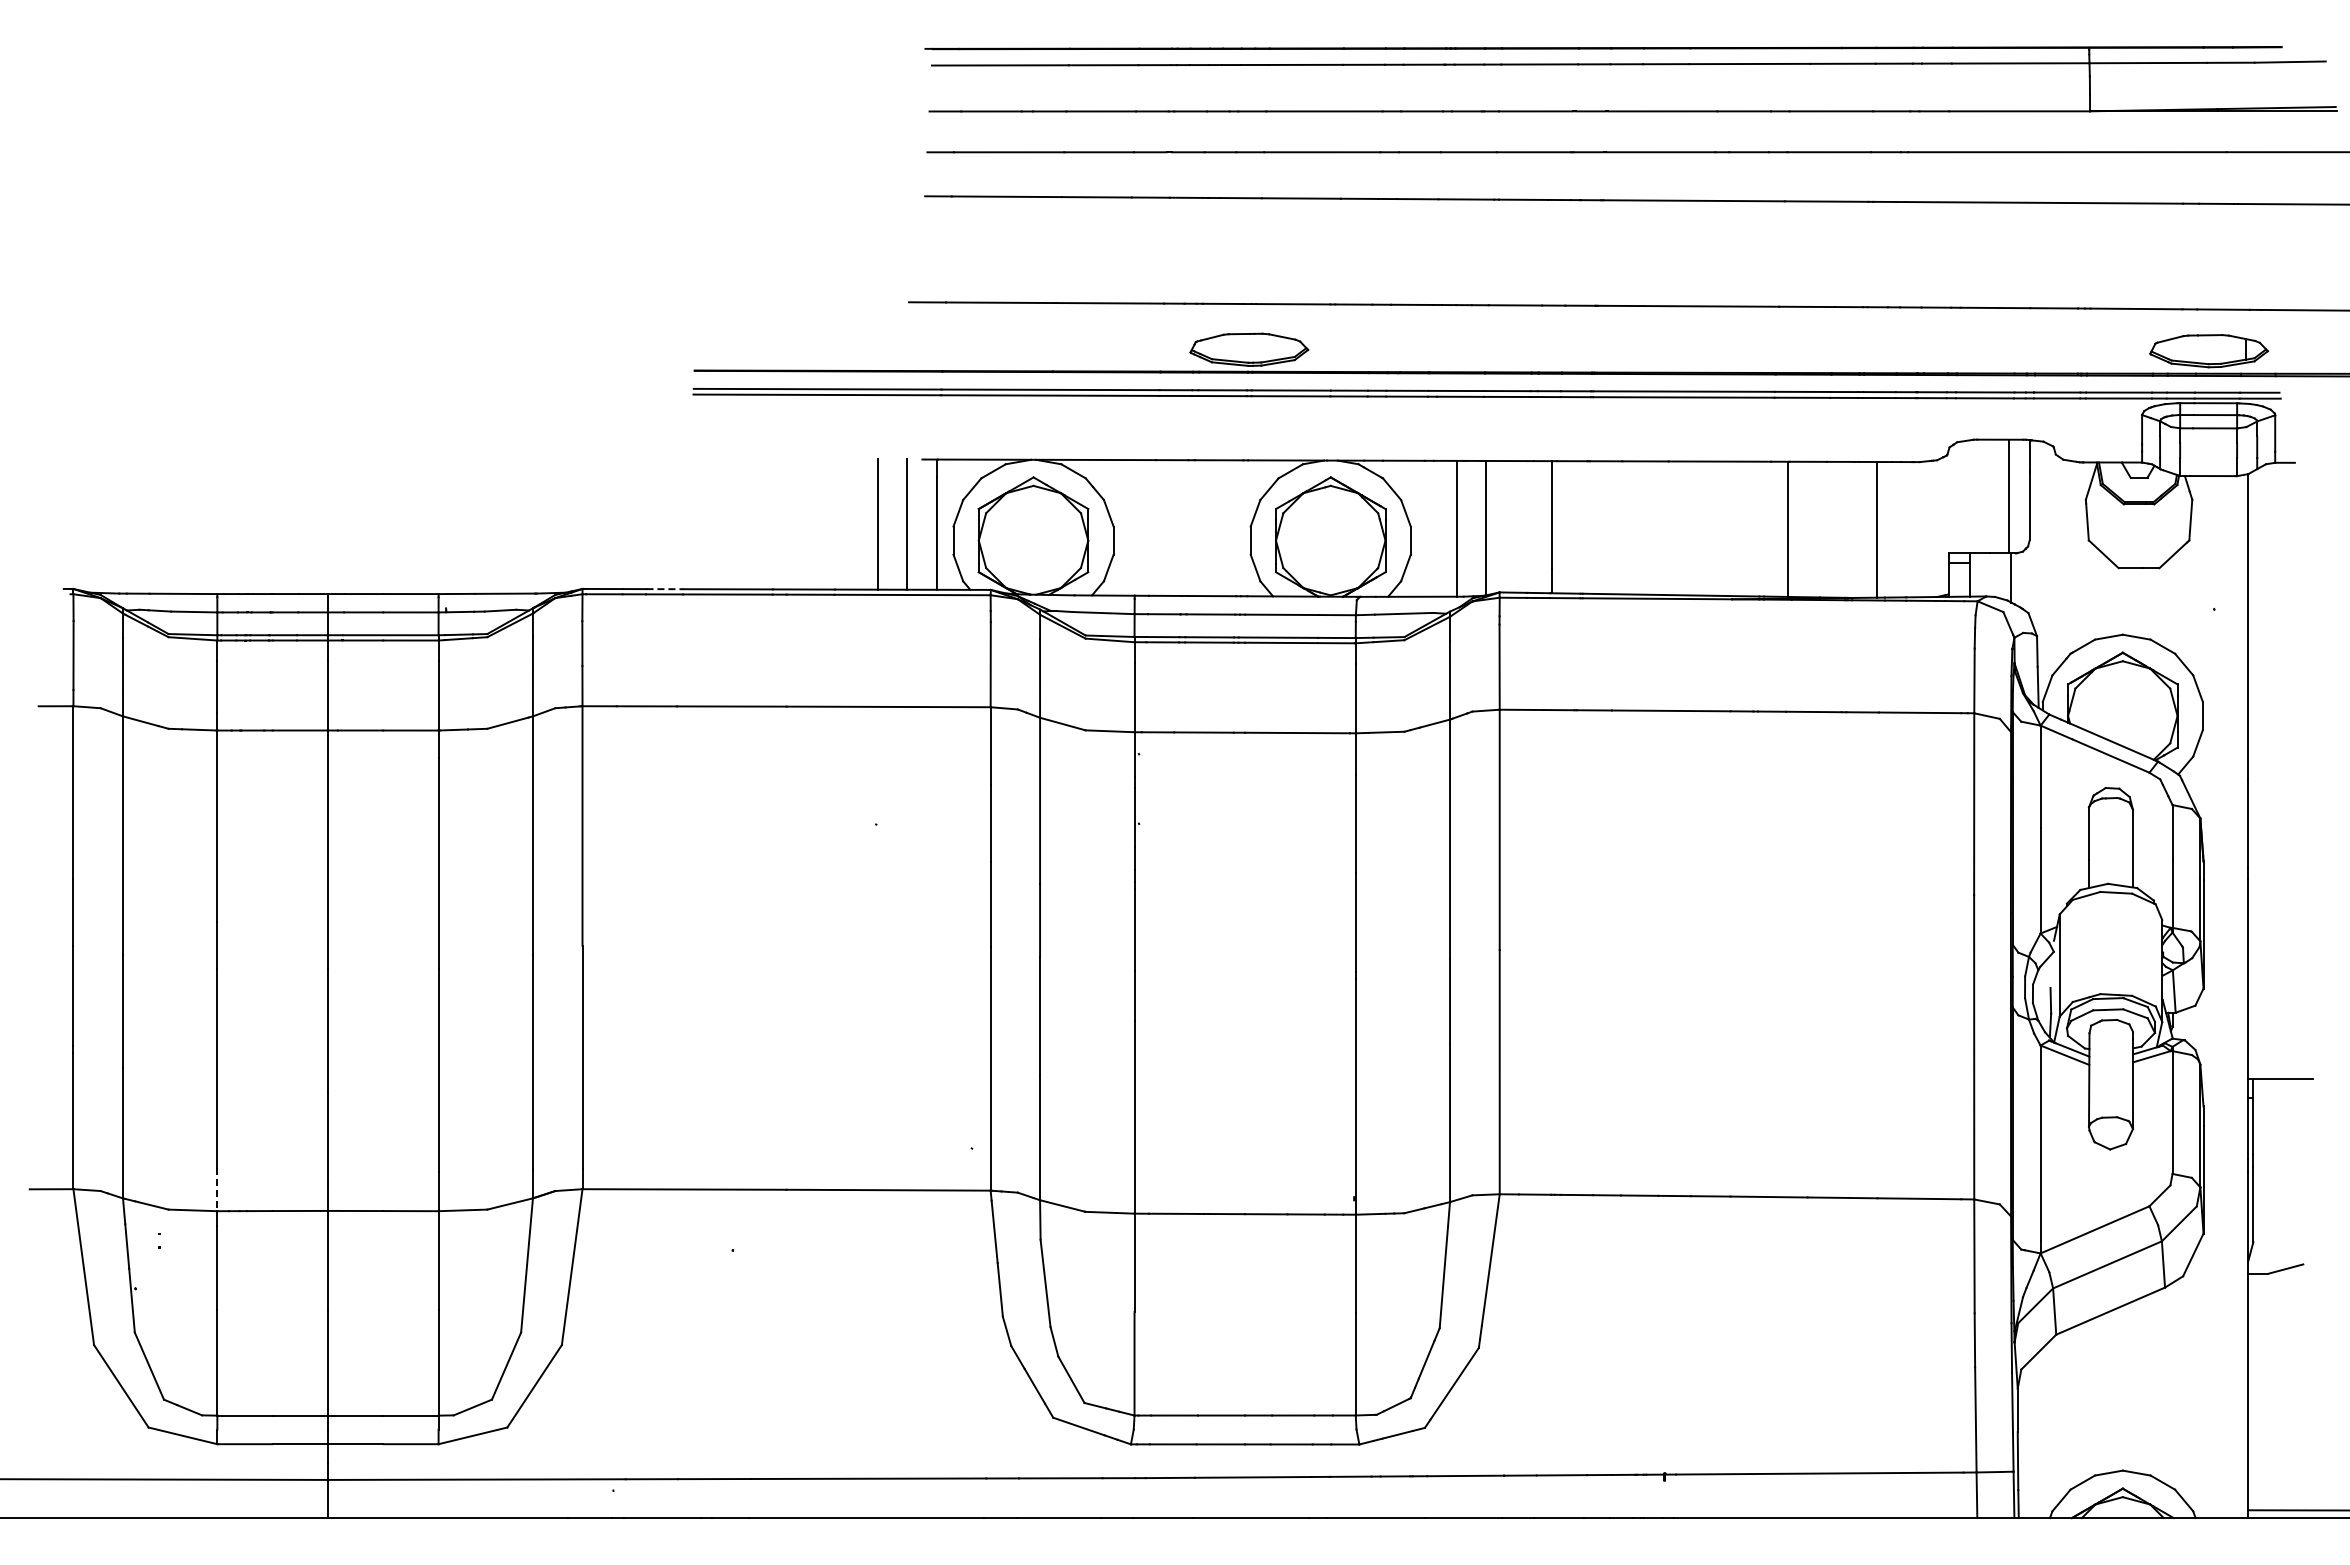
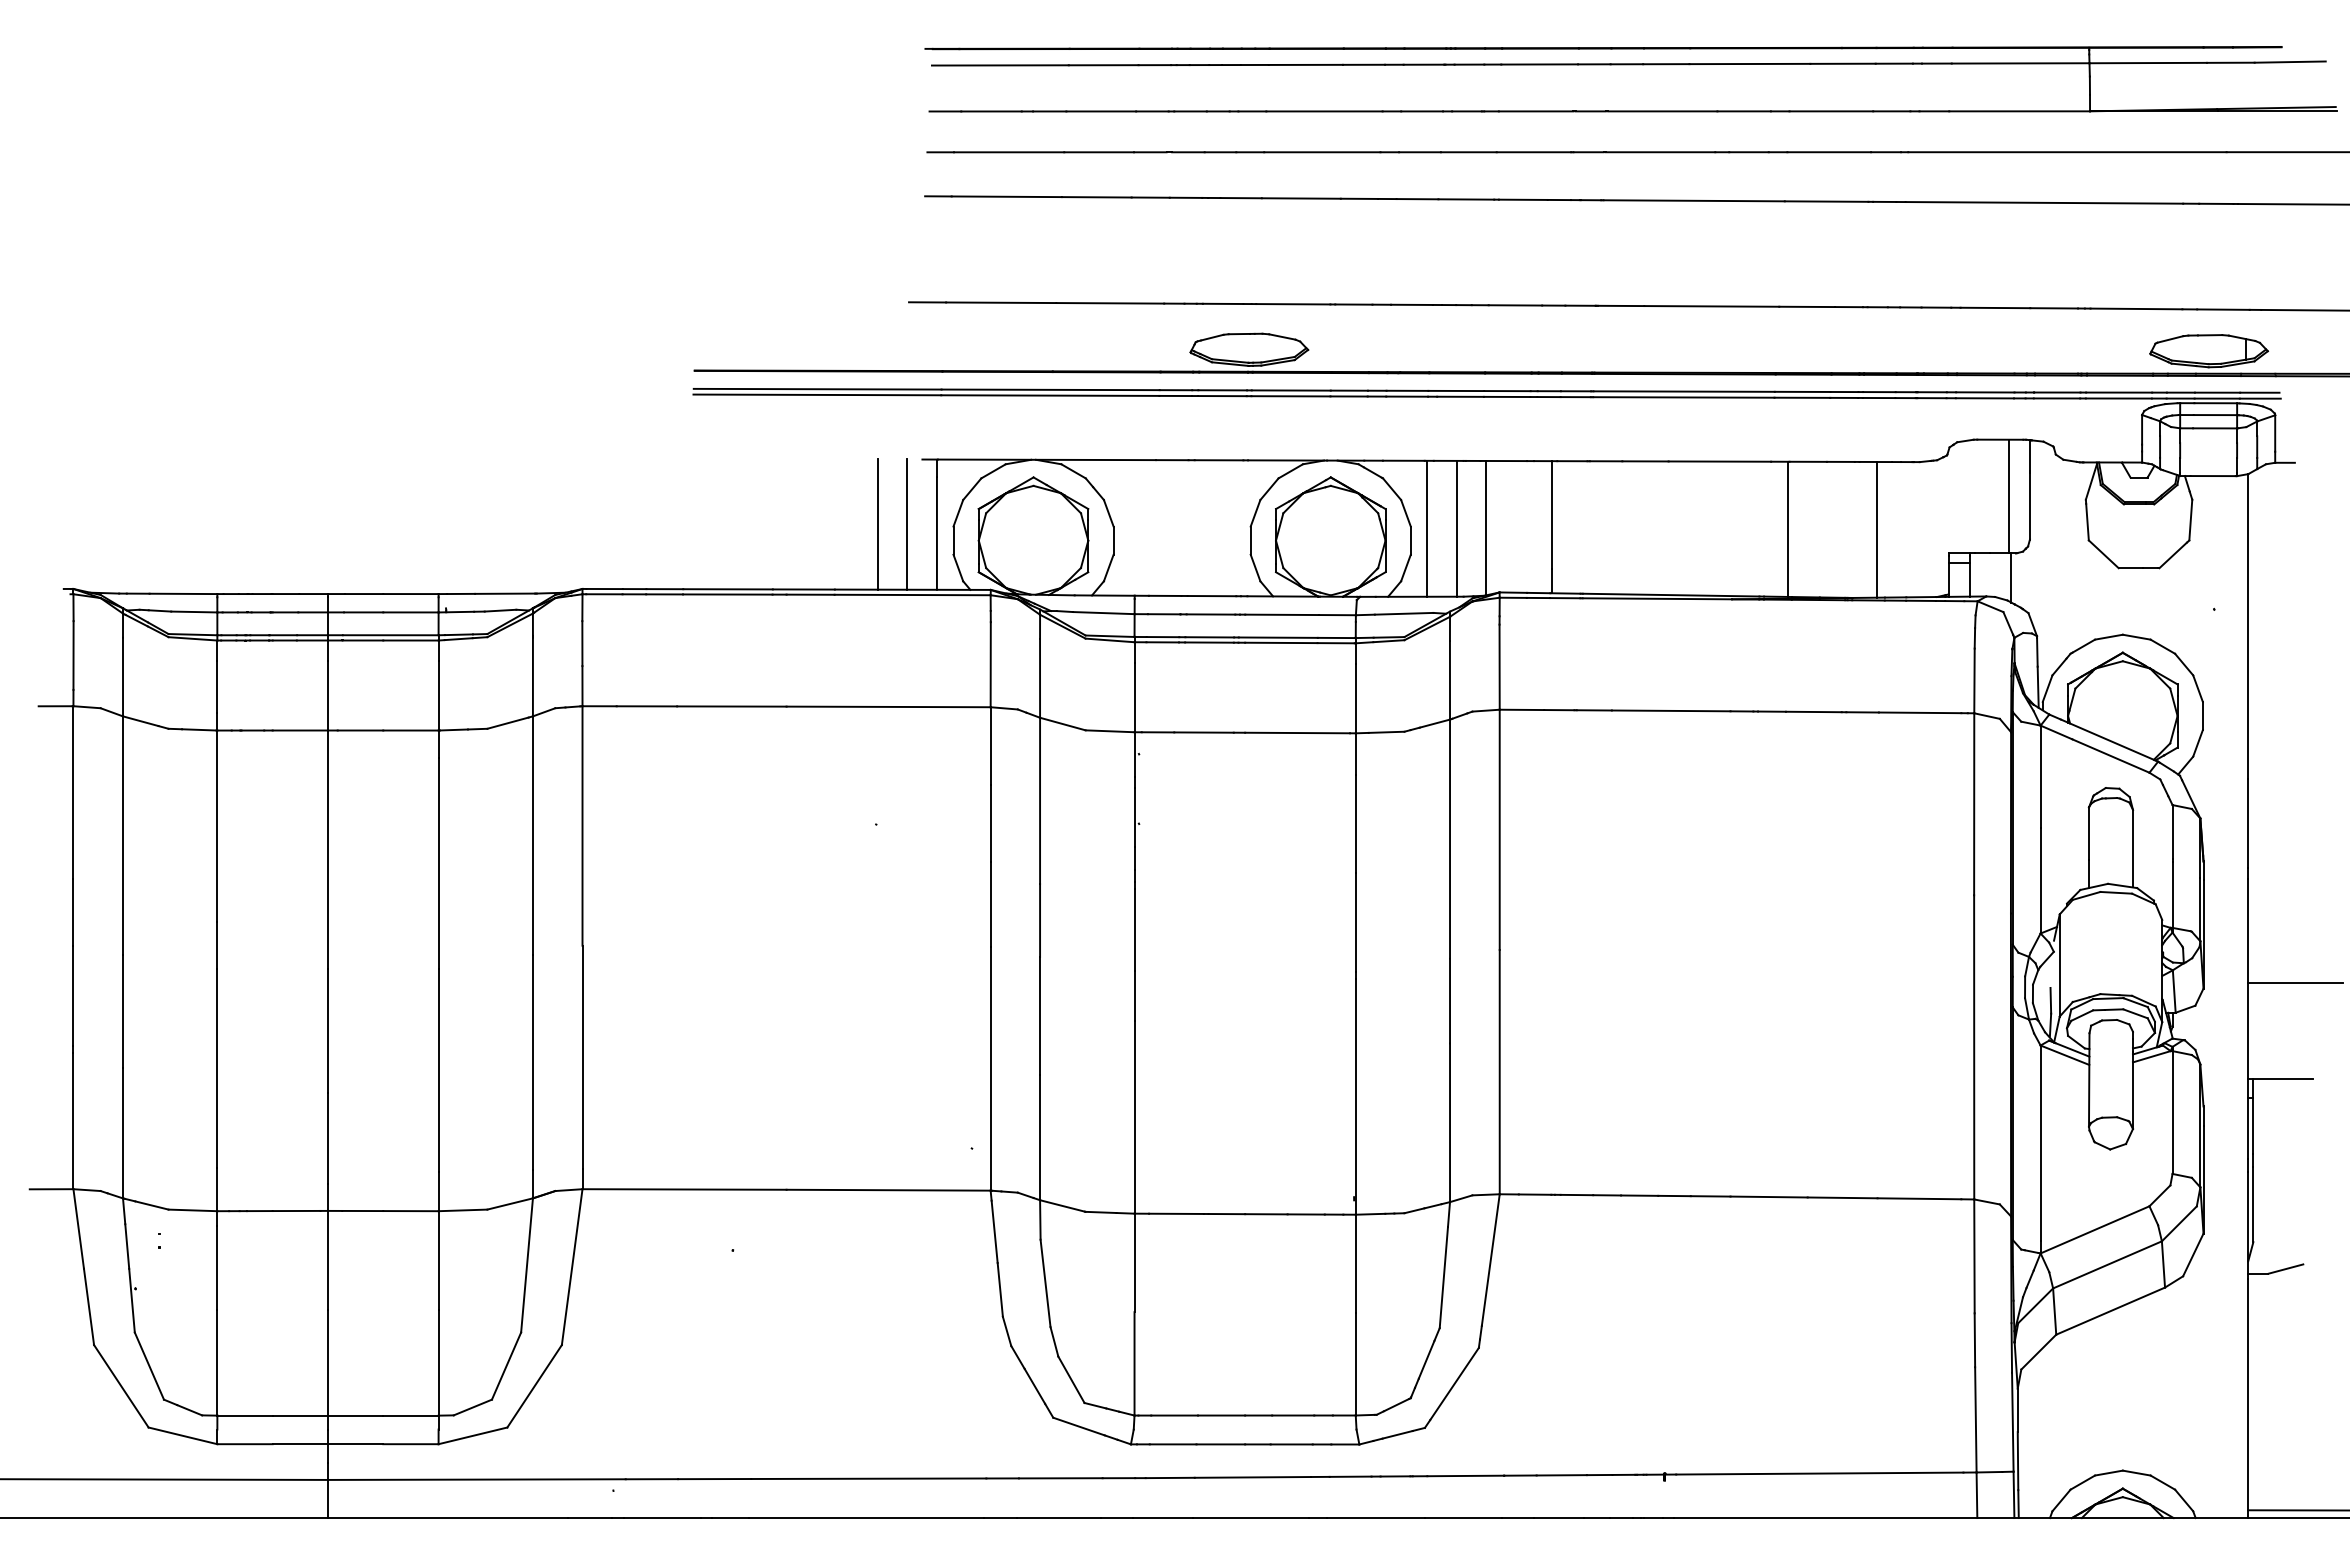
line: none -> present (1427, 528)
line: dashed -> solid (665, 589)
line: none -> present (2295, 983)
line: dashed -> solid (217, 1189)
